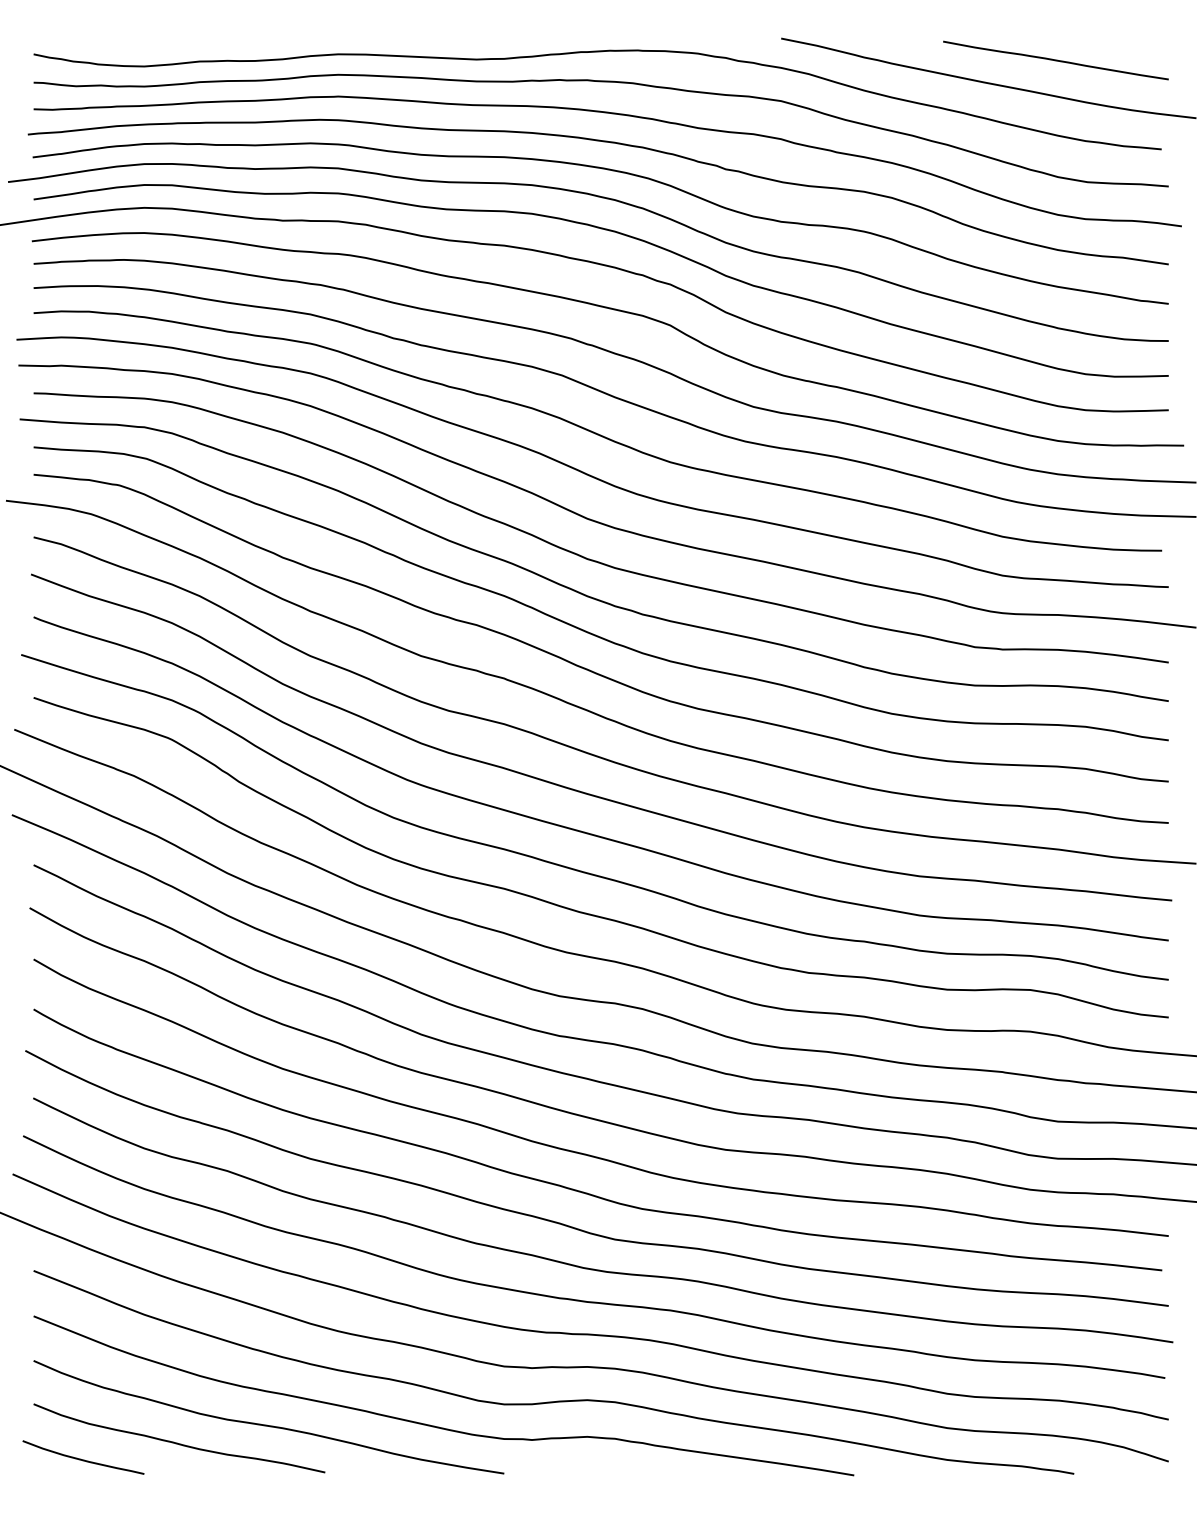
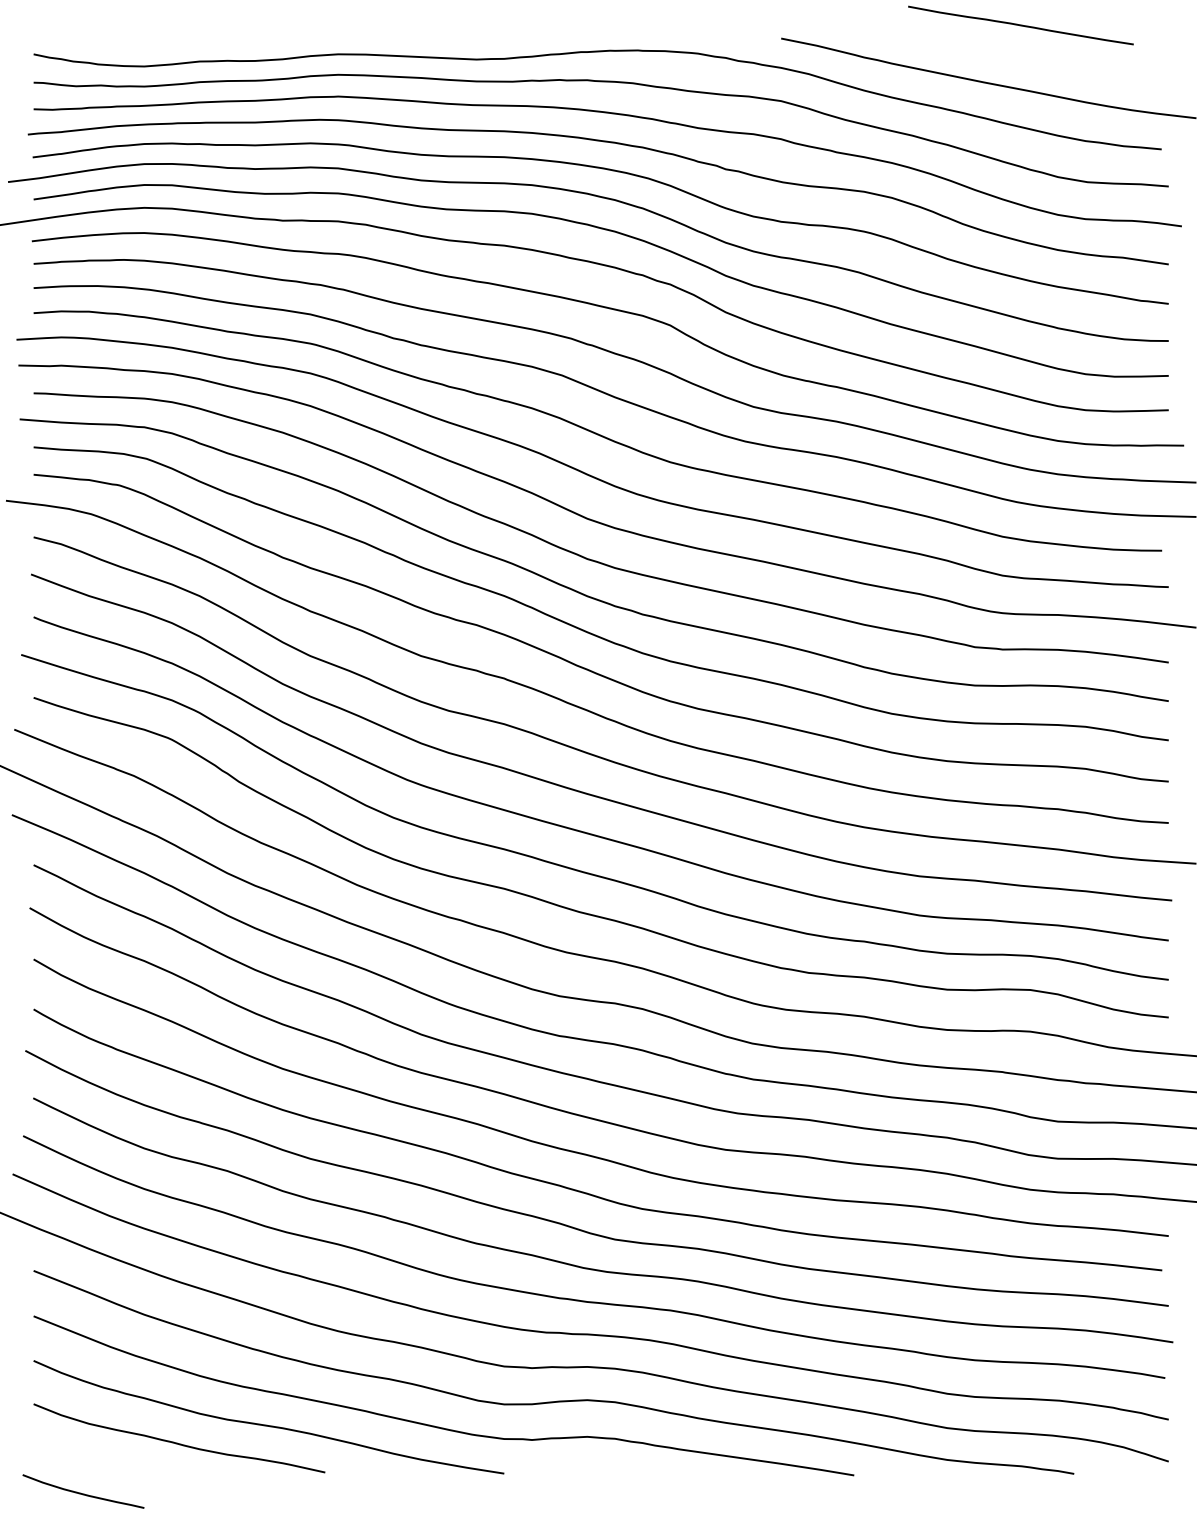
line position: (1055, 60) -> (1020, 25) (1020, 25)
curve position: (83, 1459) -> (83, 1493) (83, 1493)
